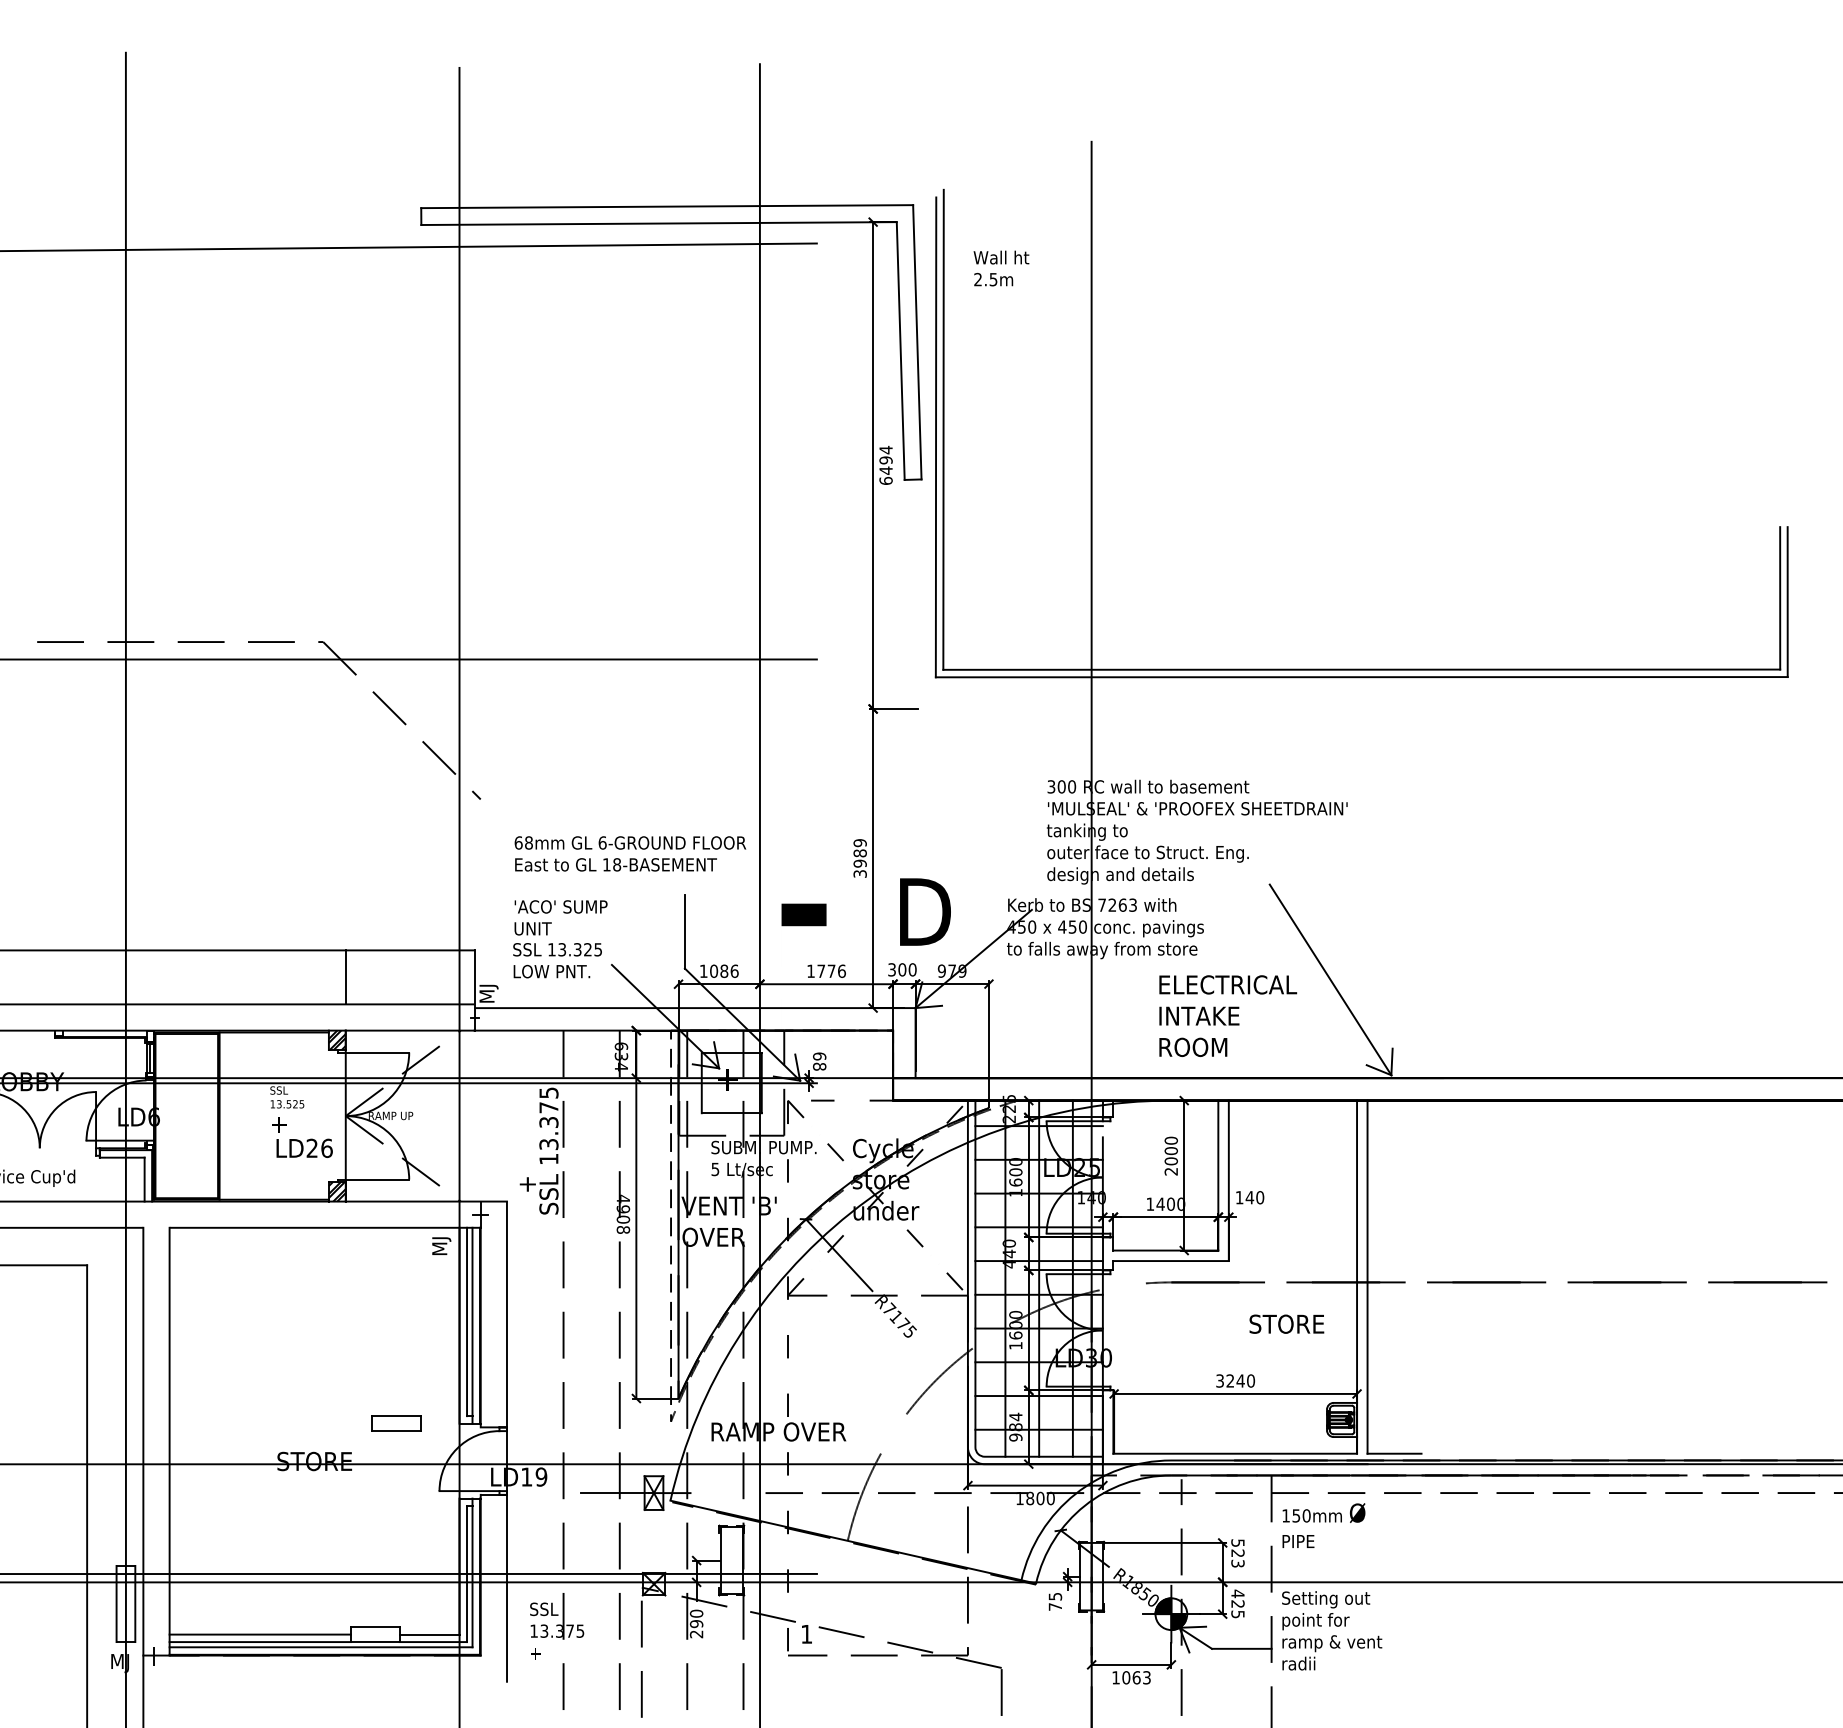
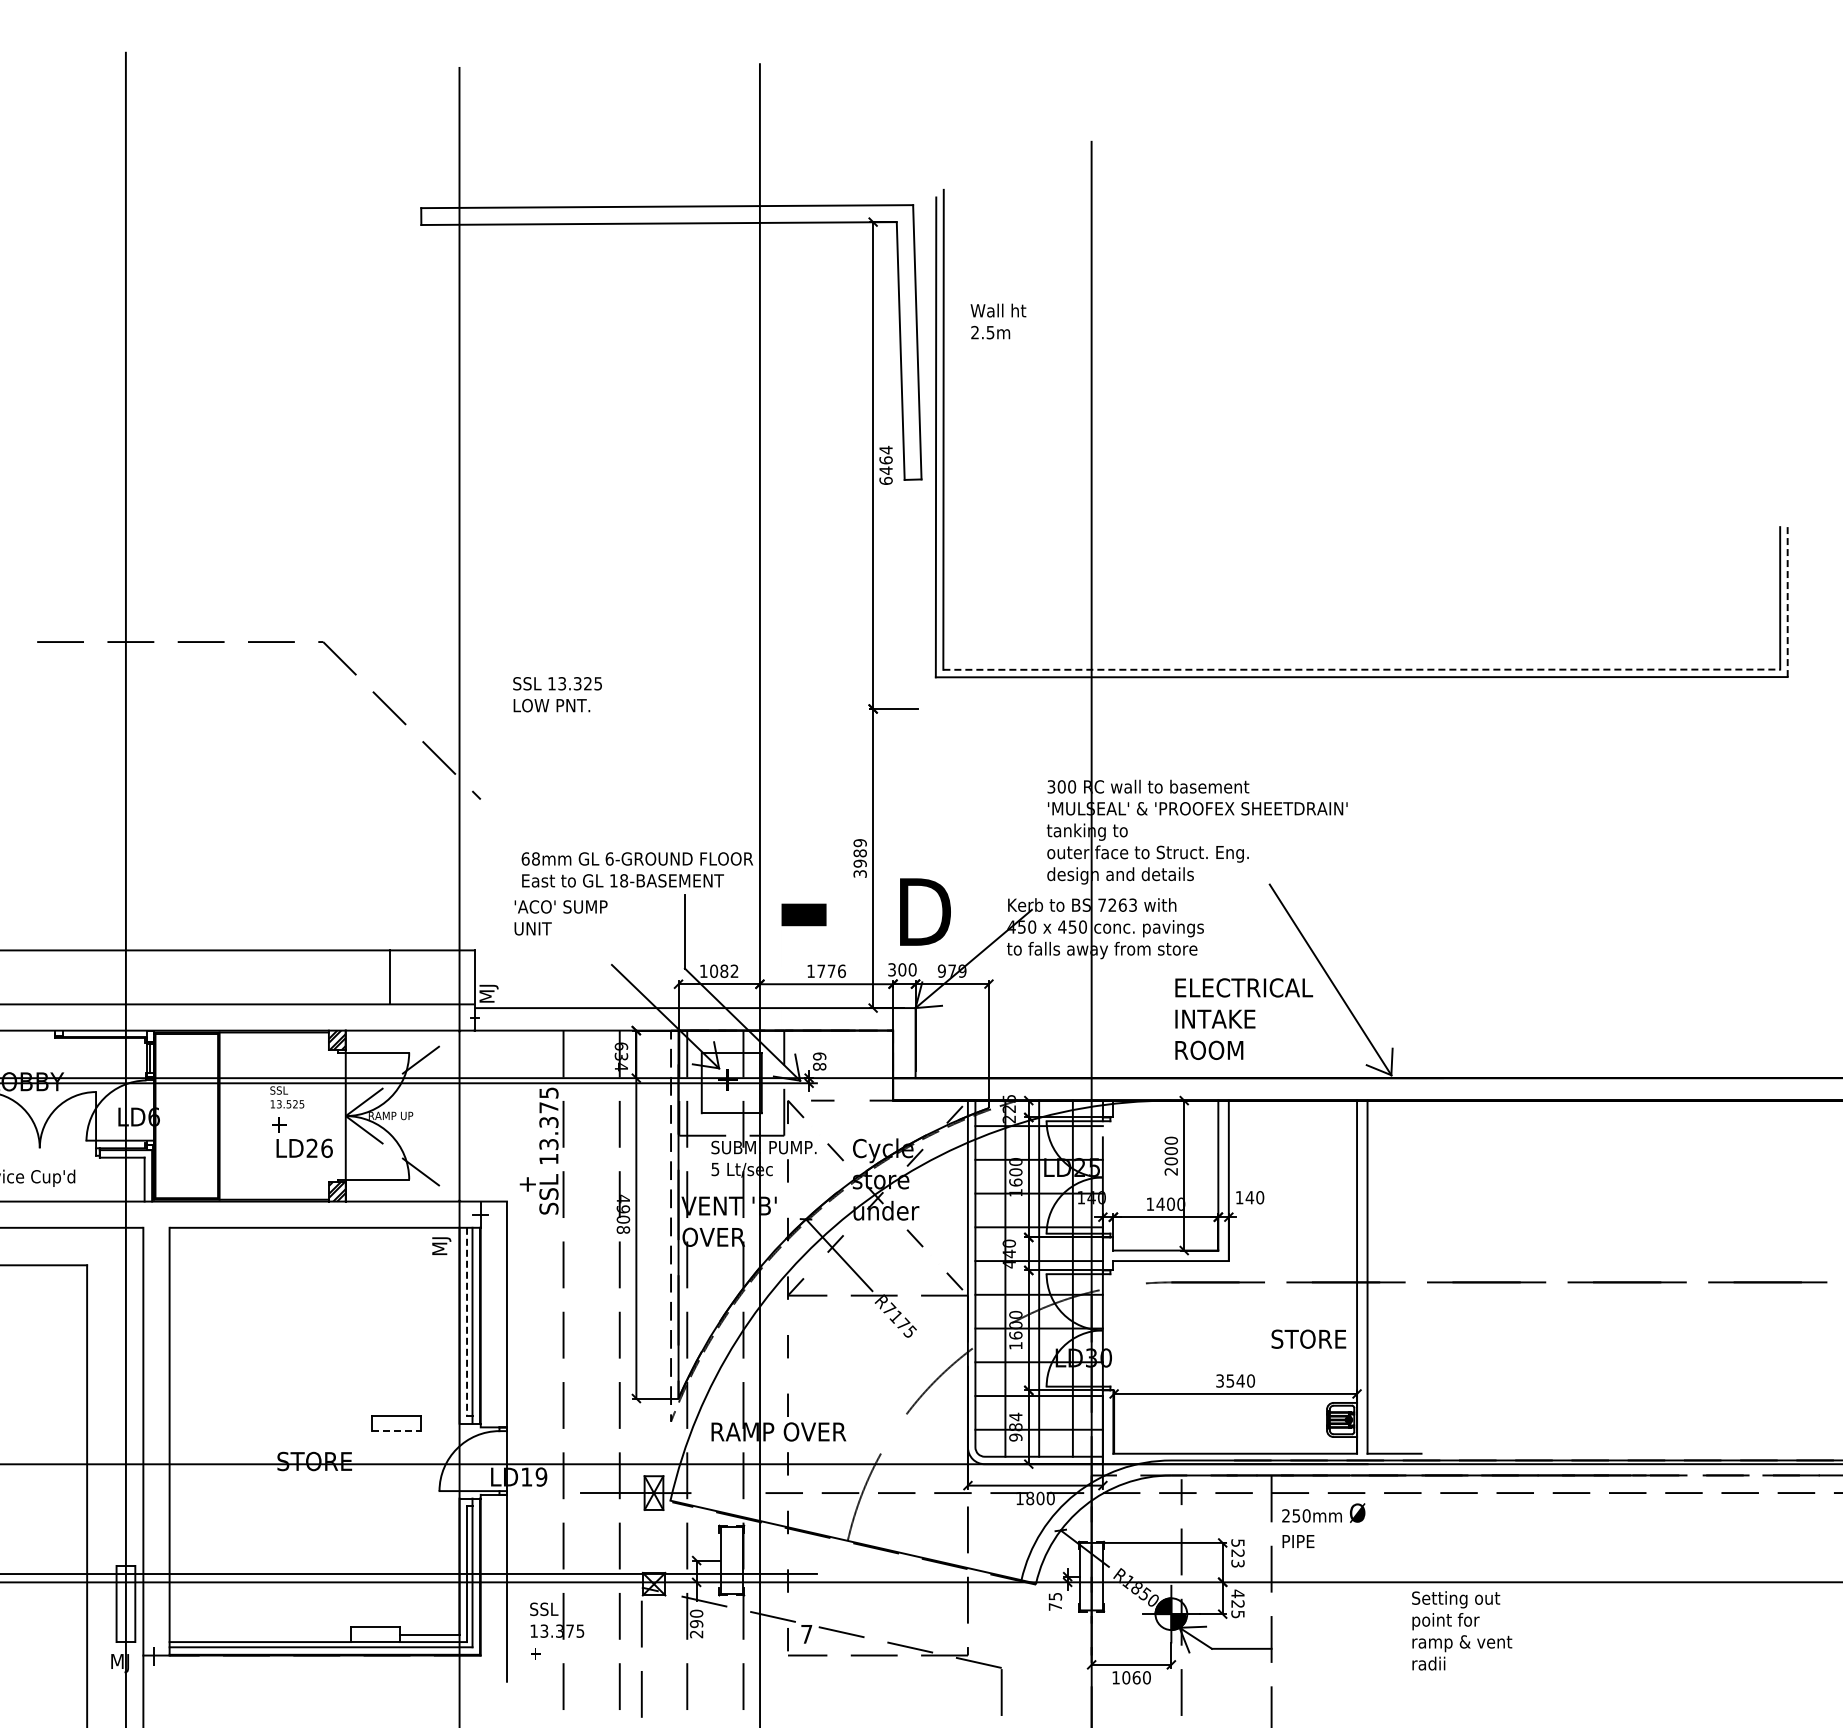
line: present -> none (409, 247)
text position: (1001, 268) -> (998, 321) (998, 321)
text: 6494 -> 6464 (885, 460)
line: solid -> dashed (1787, 602)
line: present -> none (409, 659)
line: solid -> dashed (1362, 669)
text position: (630, 853) -> (637, 869) (637, 869)
text position: (557, 960) -> (557, 694) (557, 694)
text: 1086 -> 1082 (734, 970)
line position: (345, 977) -> (389, 977) (389, 977)
text position: (1228, 1015) -> (1244, 1018) (1244, 1018)
line: solid -> dashed (467, 1322)
text position: (1286, 1323) -> (1308, 1338) (1308, 1338)
text: 3240 -> 3540 (1230, 1380)
line: solid -> dashed (397, 1431)
text: 150mm -> 250mm (1285, 1515)
text position: (1332, 1630) -> (1462, 1630) (1462, 1630)
line: present -> none (259, 1634)
text: 1 -> 7 (806, 1634)
text: 1063 -> 1060 (1146, 1677)
